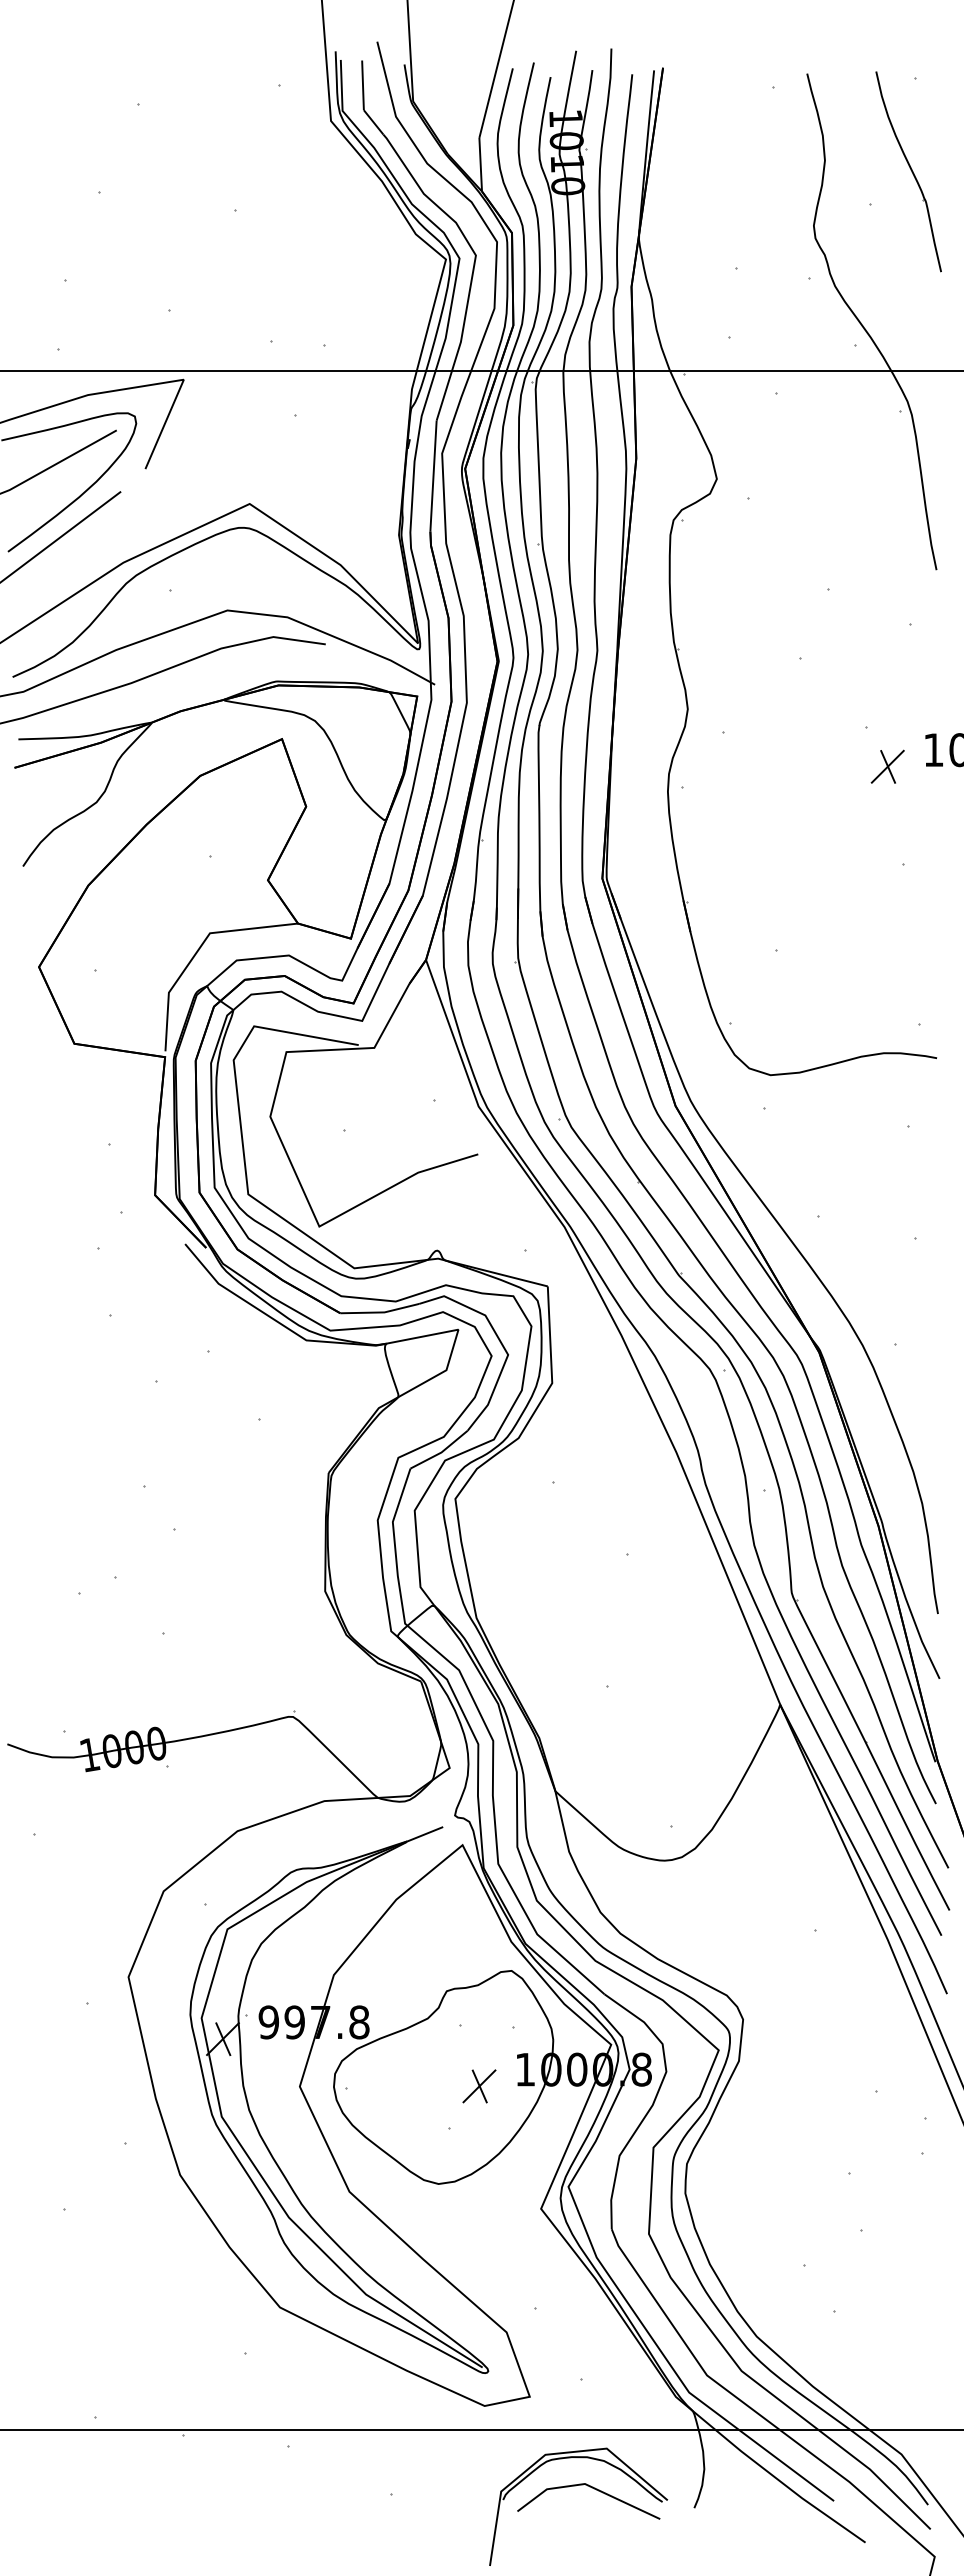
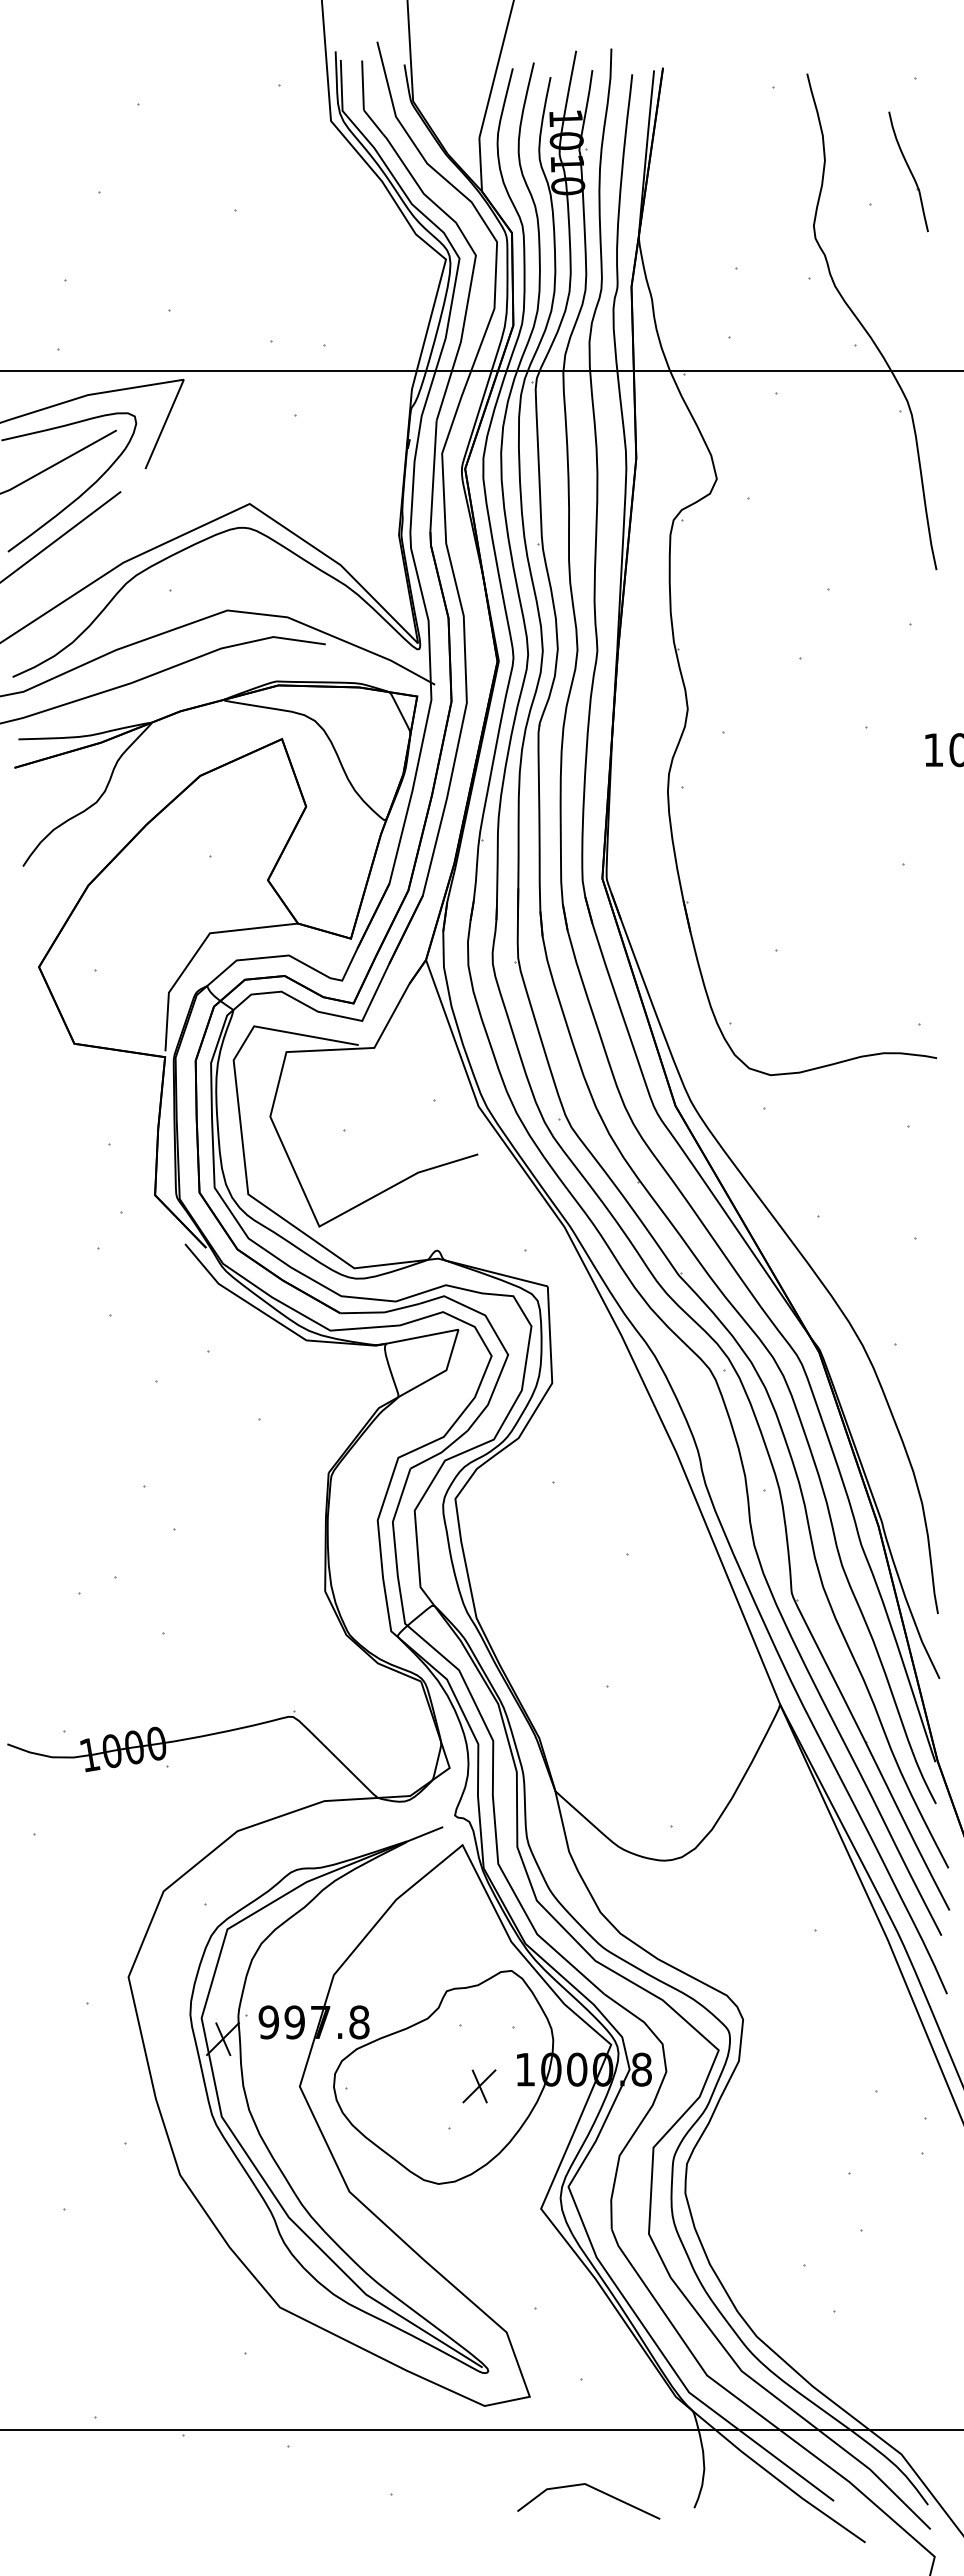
part size: 67x202 px -> 41x122 px (908, 171)
part: present -> none (887, 766)
part: present -> none (578, 2458)
